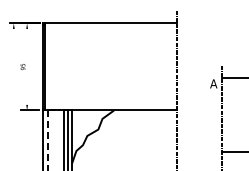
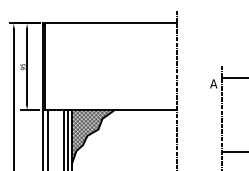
line: none -> present (27, 66)
line: none -> present (13, 97)
hatch: none -> present (92, 135)
line: dashed -> solid (47, 140)
